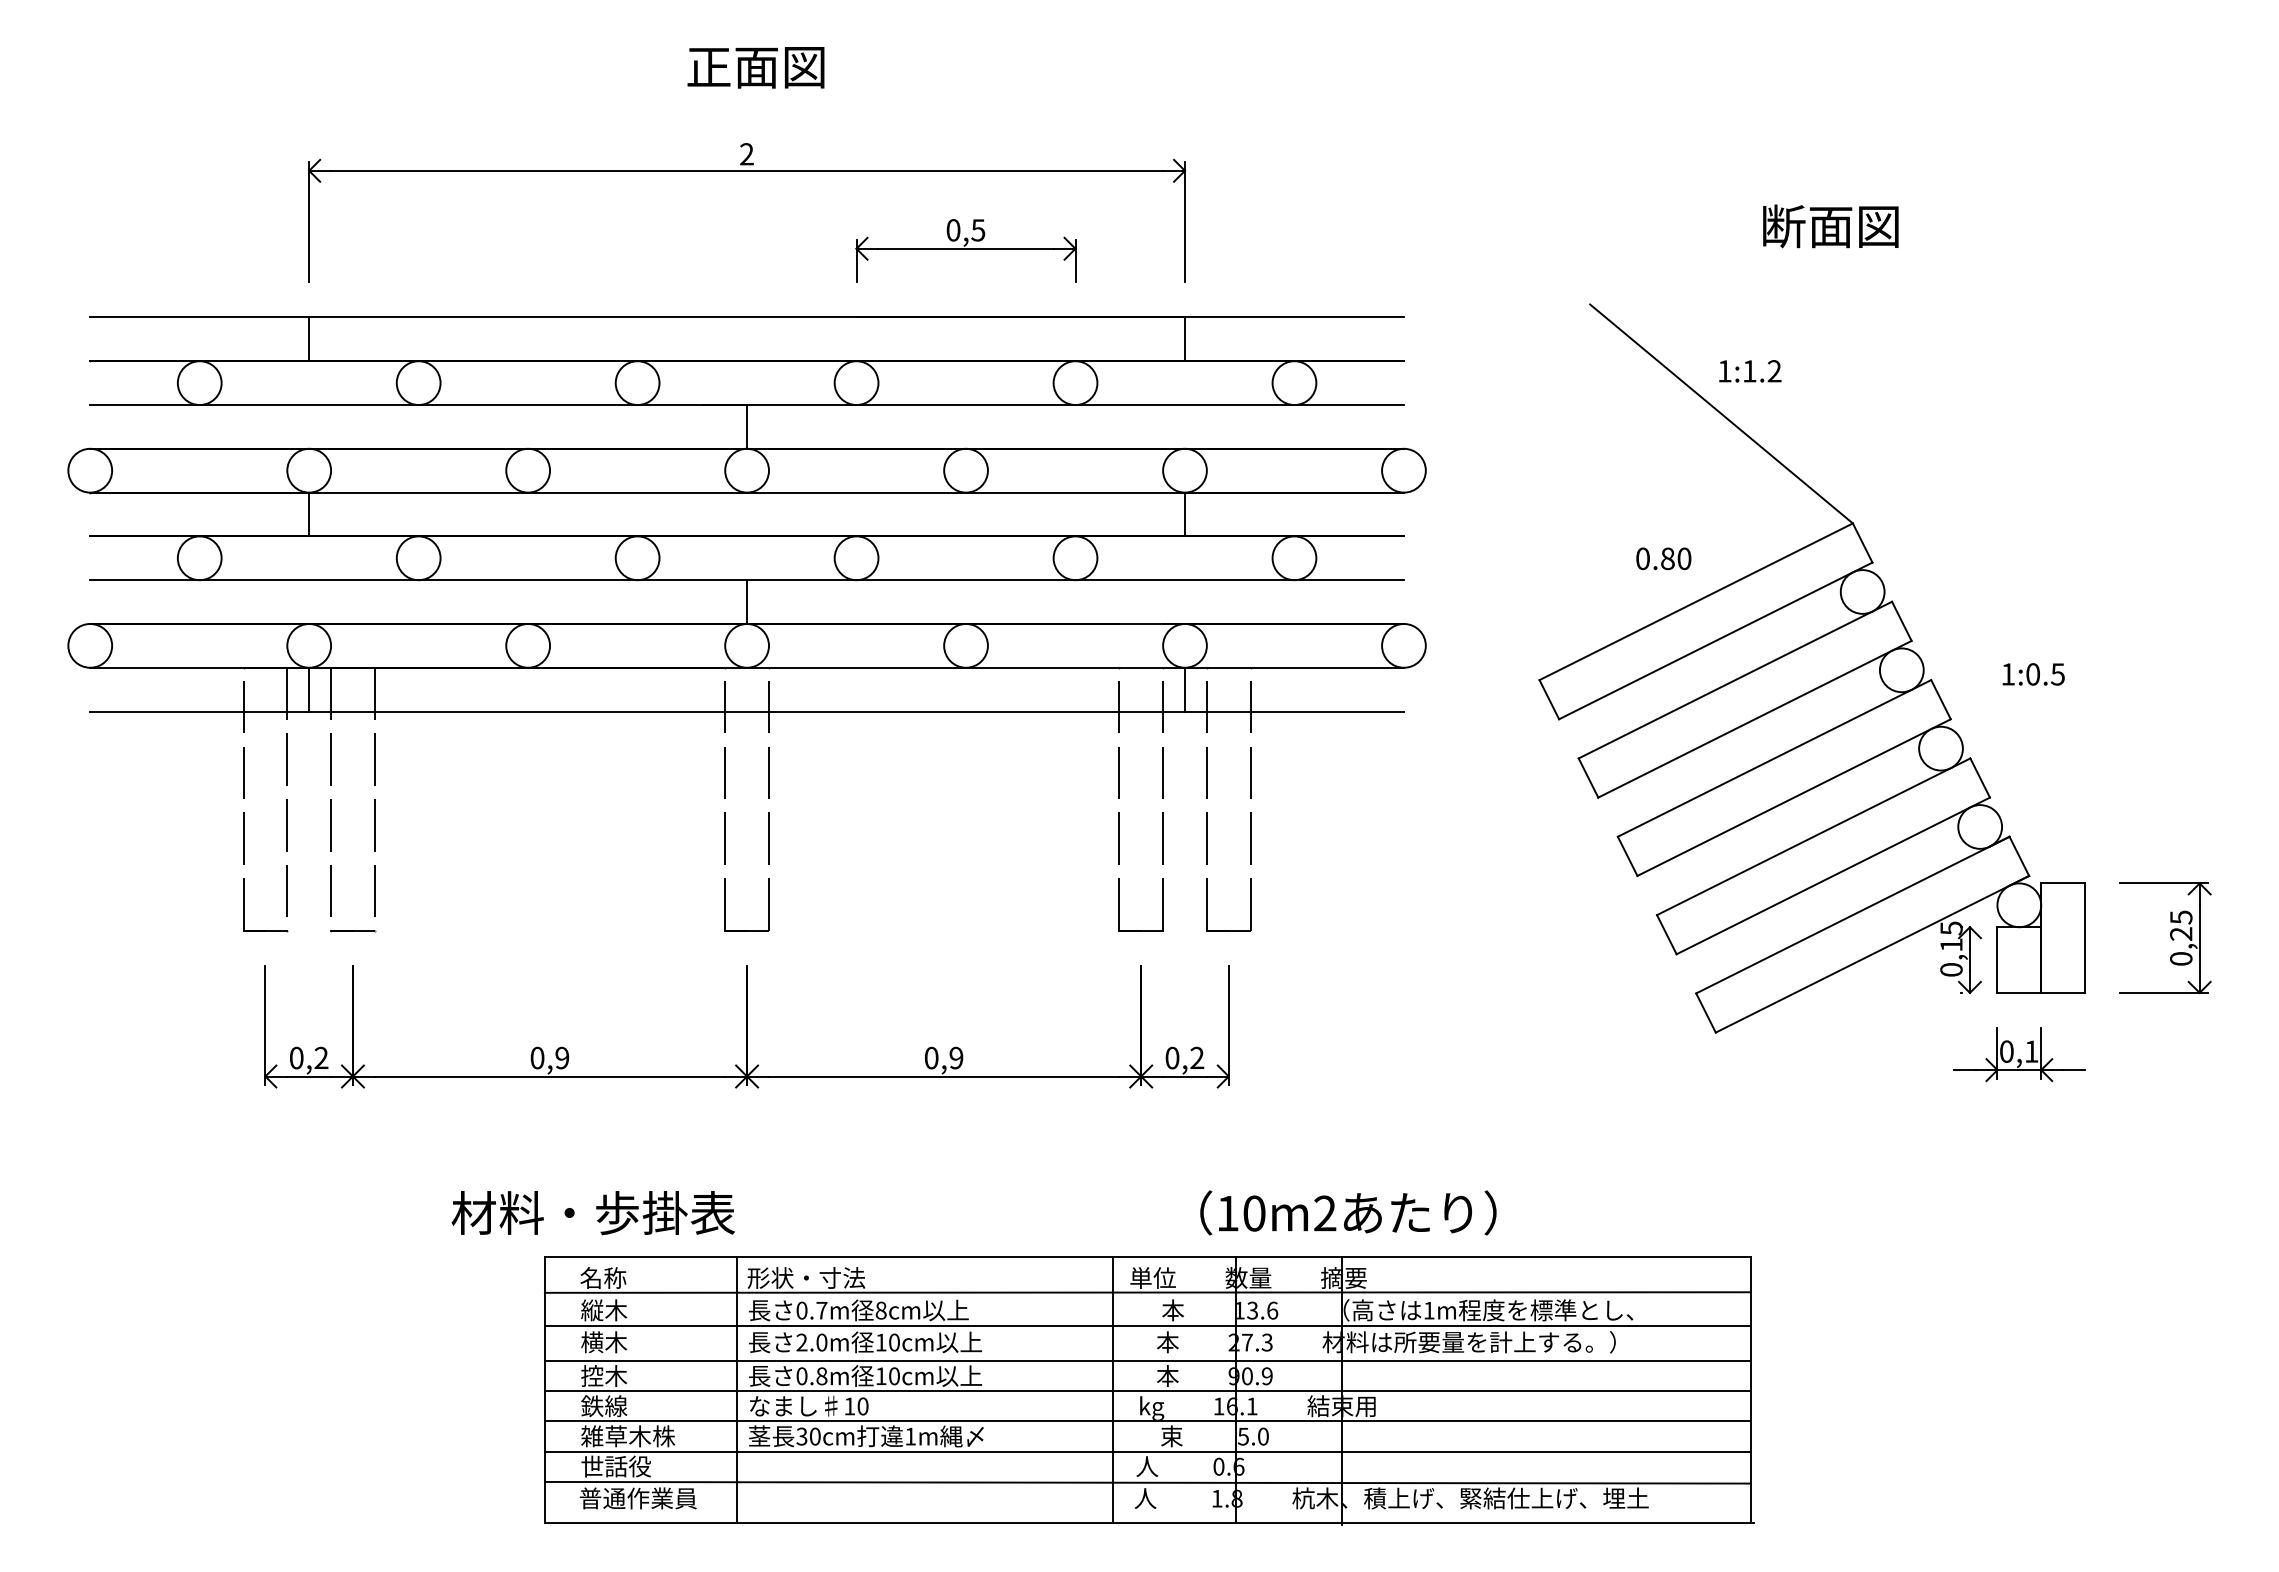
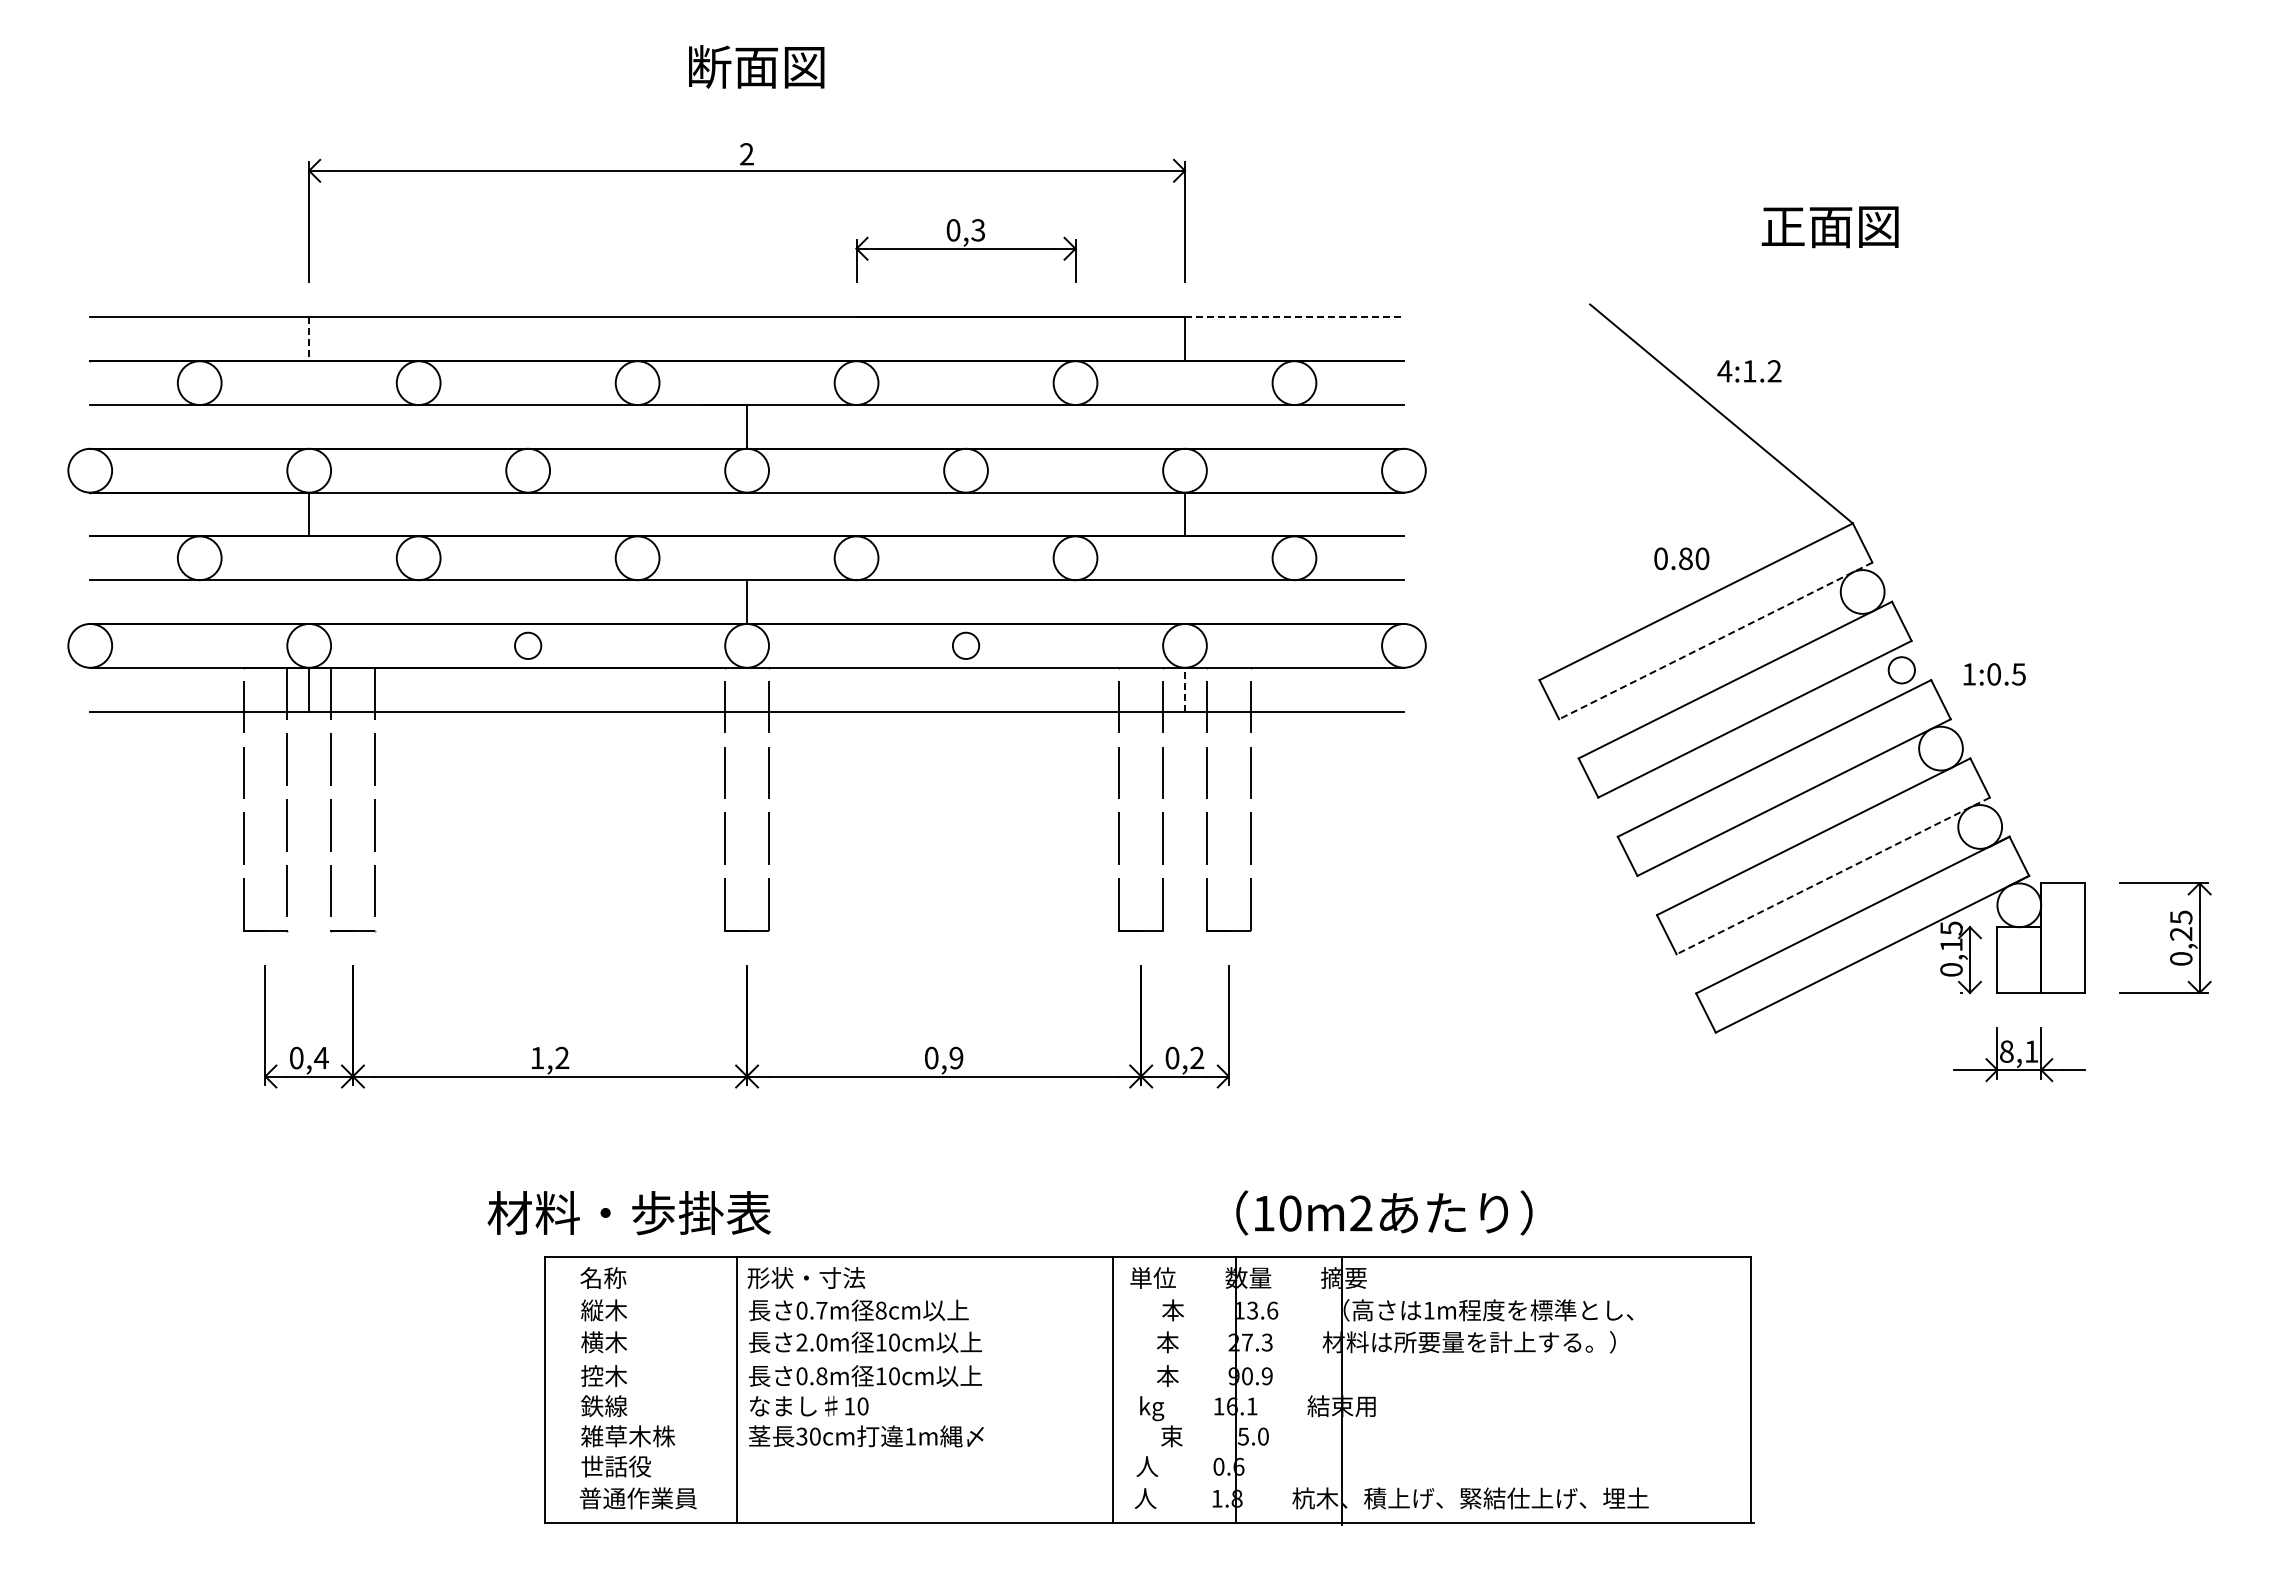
text: 正面図 -> 断面図 (709, 66)
text: 断面図 -> 正面図 (1783, 226)
text: 0,5 -> 0,3 (978, 230)
line: solid -> dashed (1294, 317)
line: solid -> dashed (309, 339)
text: 1:1.2 -> 4:1.2 (1724, 371)
text position: (1663, 558) -> (1681, 558) (1681, 558)
line: solid -> dashed (1715, 641)
circle diameter: 44 px -> 26 px (528, 645)
circle diameter: 44 px -> 26 px (965, 645)
circle diameter: 44 px -> 26 px (1901, 670)
text position: (2033, 674) -> (1994, 674) (1994, 674)
line: solid -> dashed (1185, 689)
line: solid -> dashed (1832, 876)
text: 0,1 -> 8,1 (2006, 1051)
text: 0,2 -> 0,4 (321, 1057)
text: 0,9 -> 1,2 (549, 1057)
text position: (973, 1212) -> (1009, 1212) (1009, 1212)
line: present -> none (1147, 1292)
line: present -> none (1147, 1325)
line: present -> none (1147, 1360)
line: present -> none (1147, 1391)
line: present -> none (1147, 1421)
line: present -> none (1147, 1451)
line: present -> none (1147, 1482)
